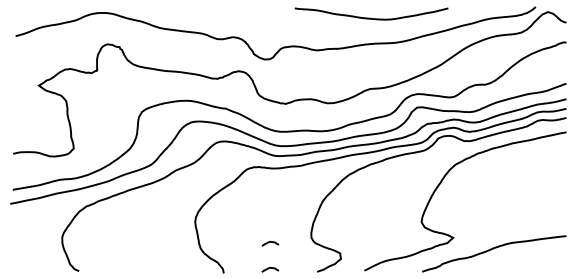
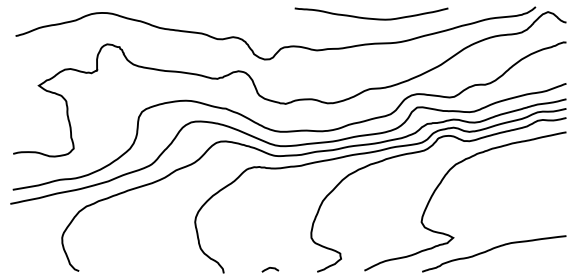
curve: present -> none (270, 242)
